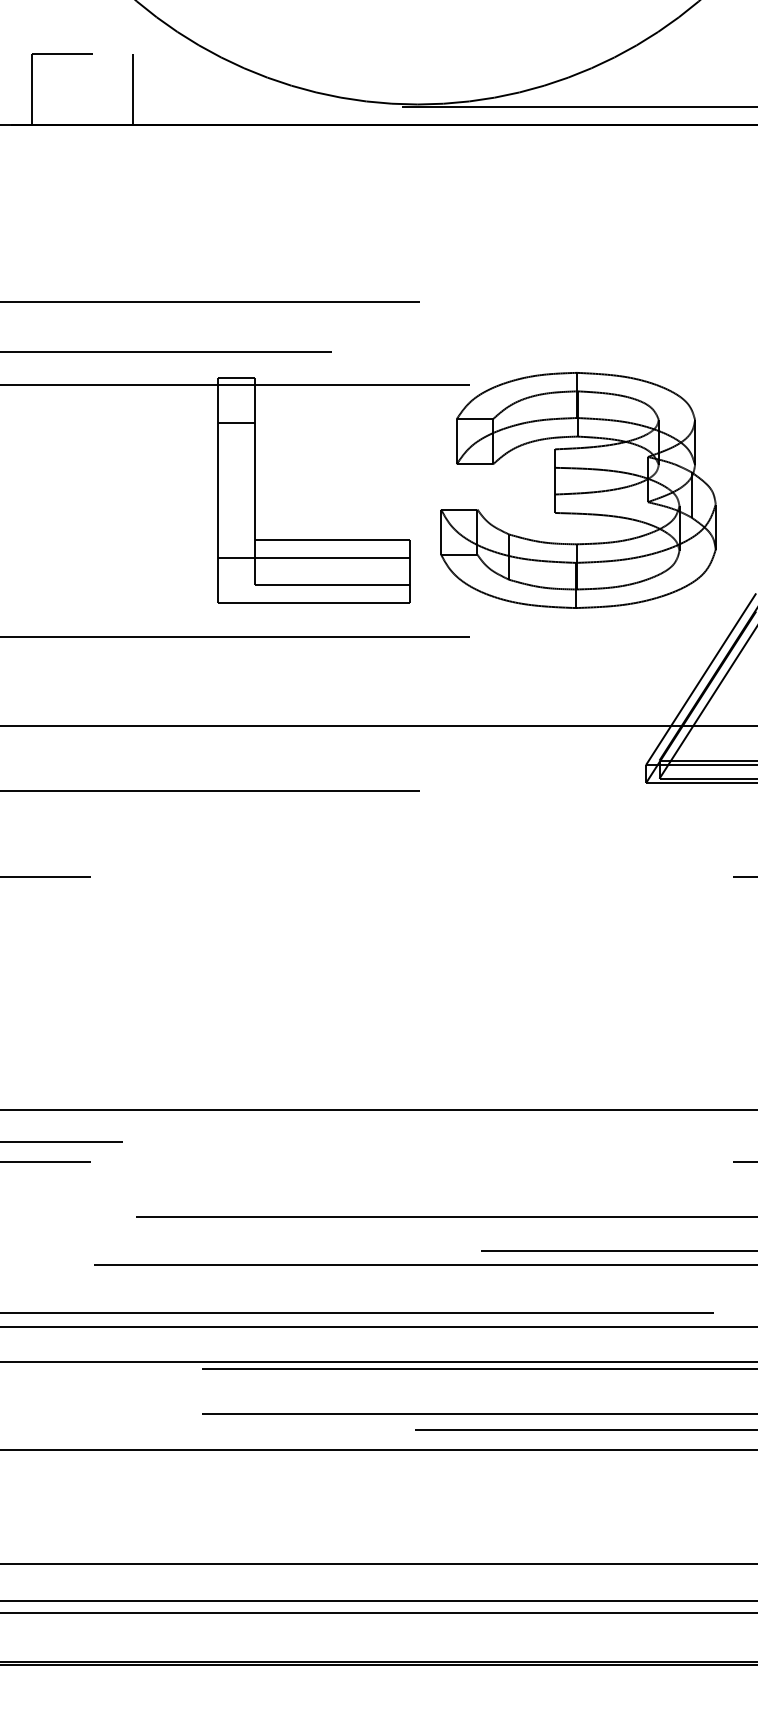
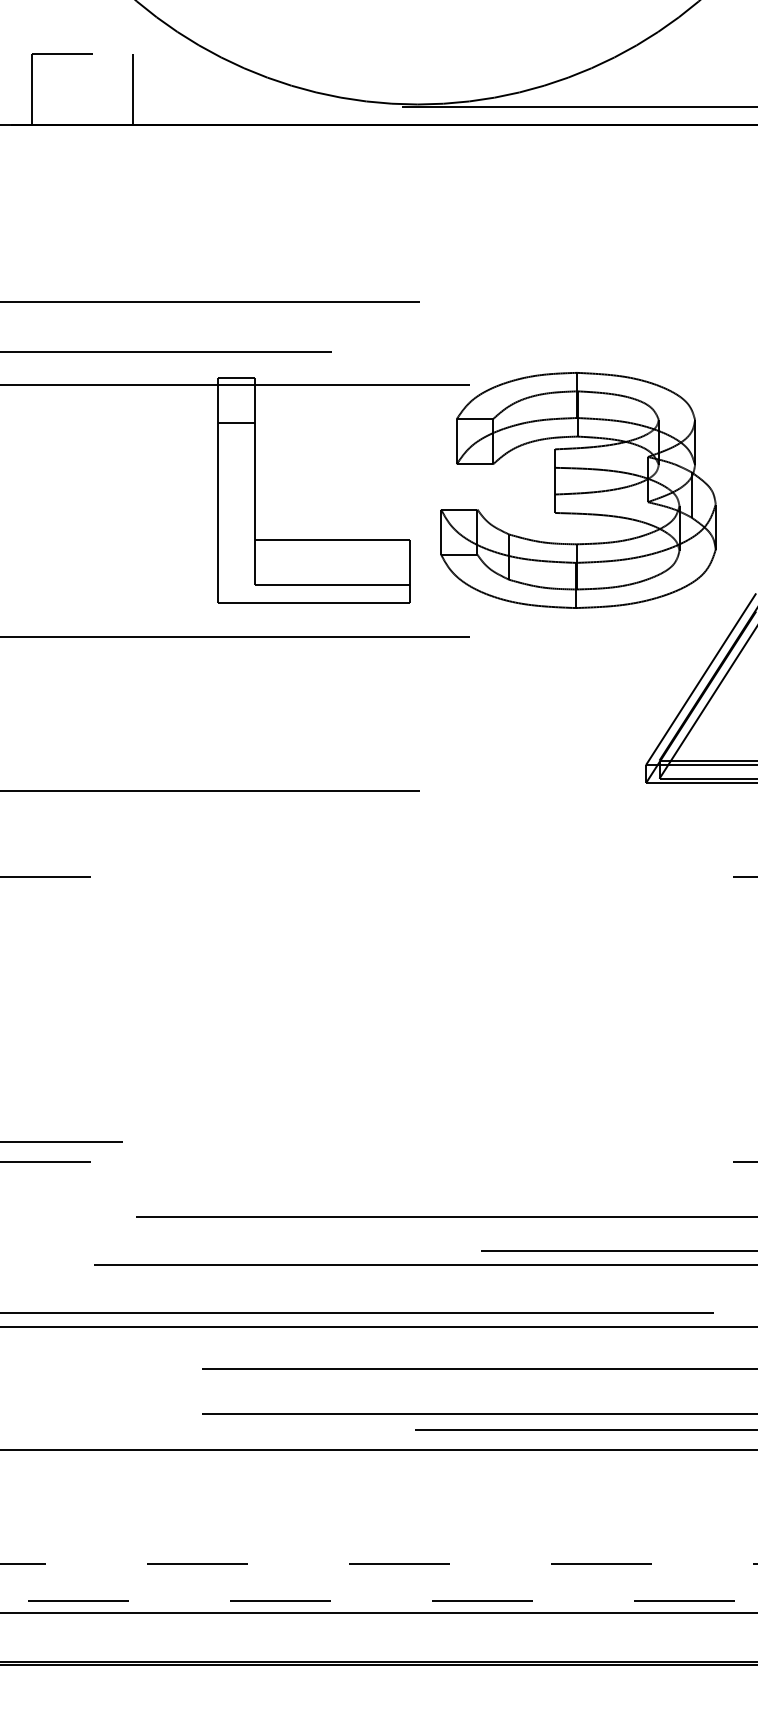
line: present -> none (314, 558)
line: present -> none (378, 725)
line: present -> none (378, 1109)
line: present -> none (378, 1362)
line: solid -> dashed (378, 1564)
line: solid -> dashed (379, 1600)
